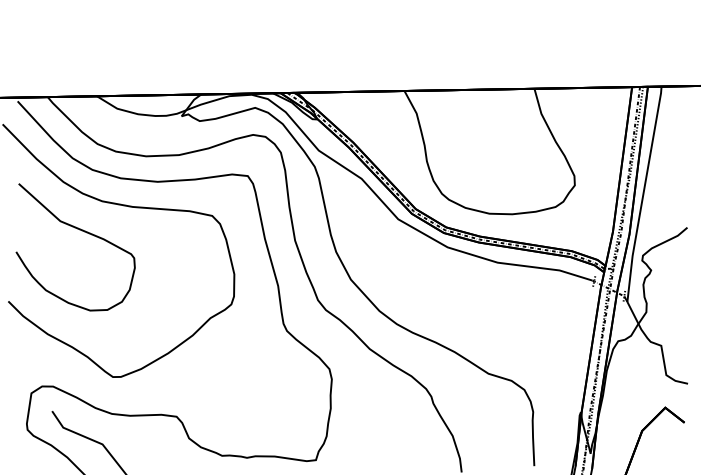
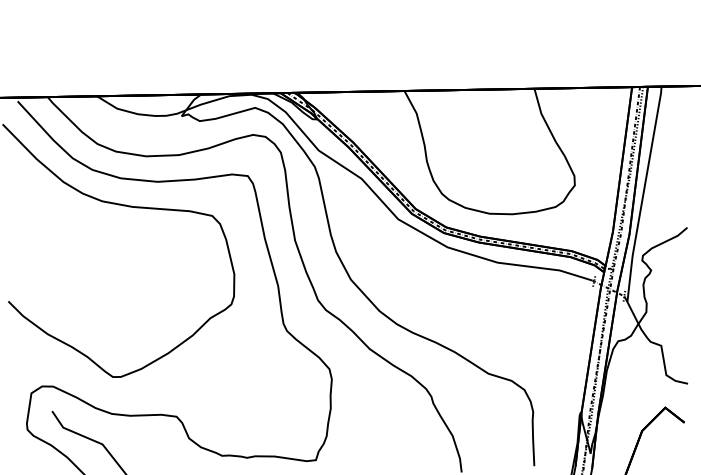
curve: present -> none (79, 230)
